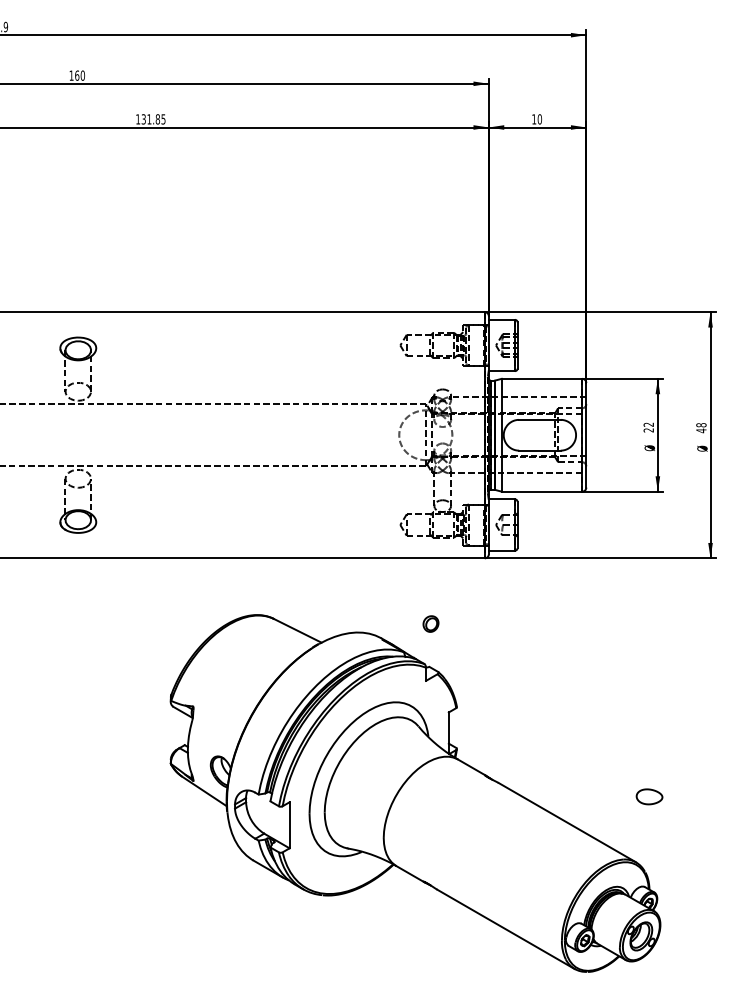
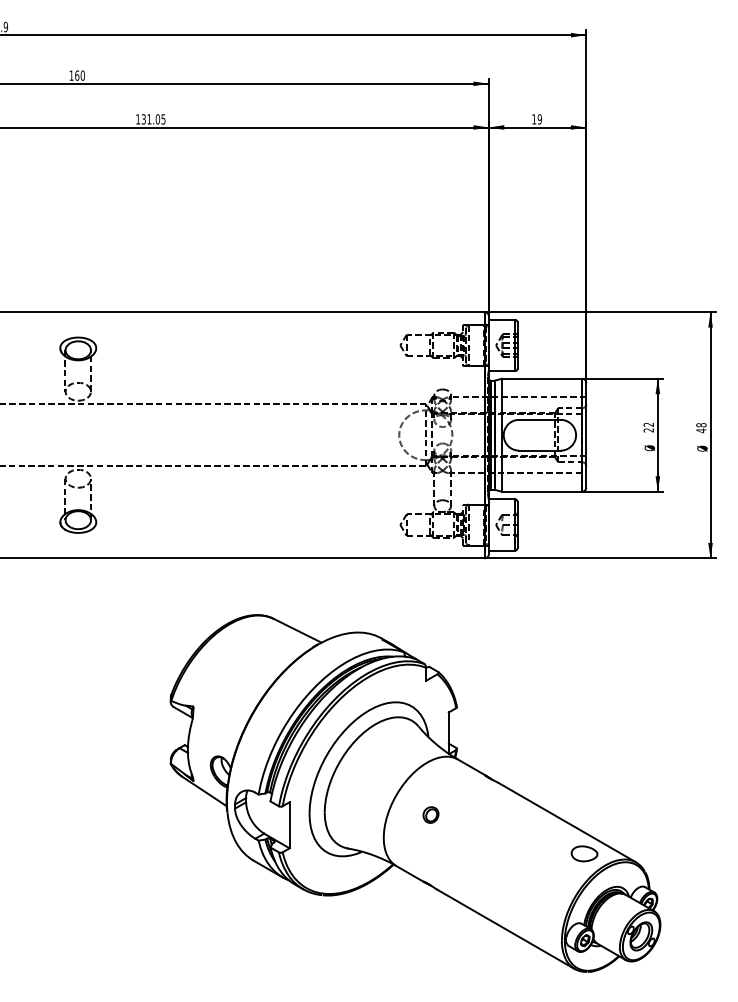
text: 131.85 -> 131.05 (157, 119)
text: 10 -> 19 (539, 119)
part position: (430, 623) -> (430, 814) (430, 814)
part position: (649, 796) -> (584, 853) (584, 853)
